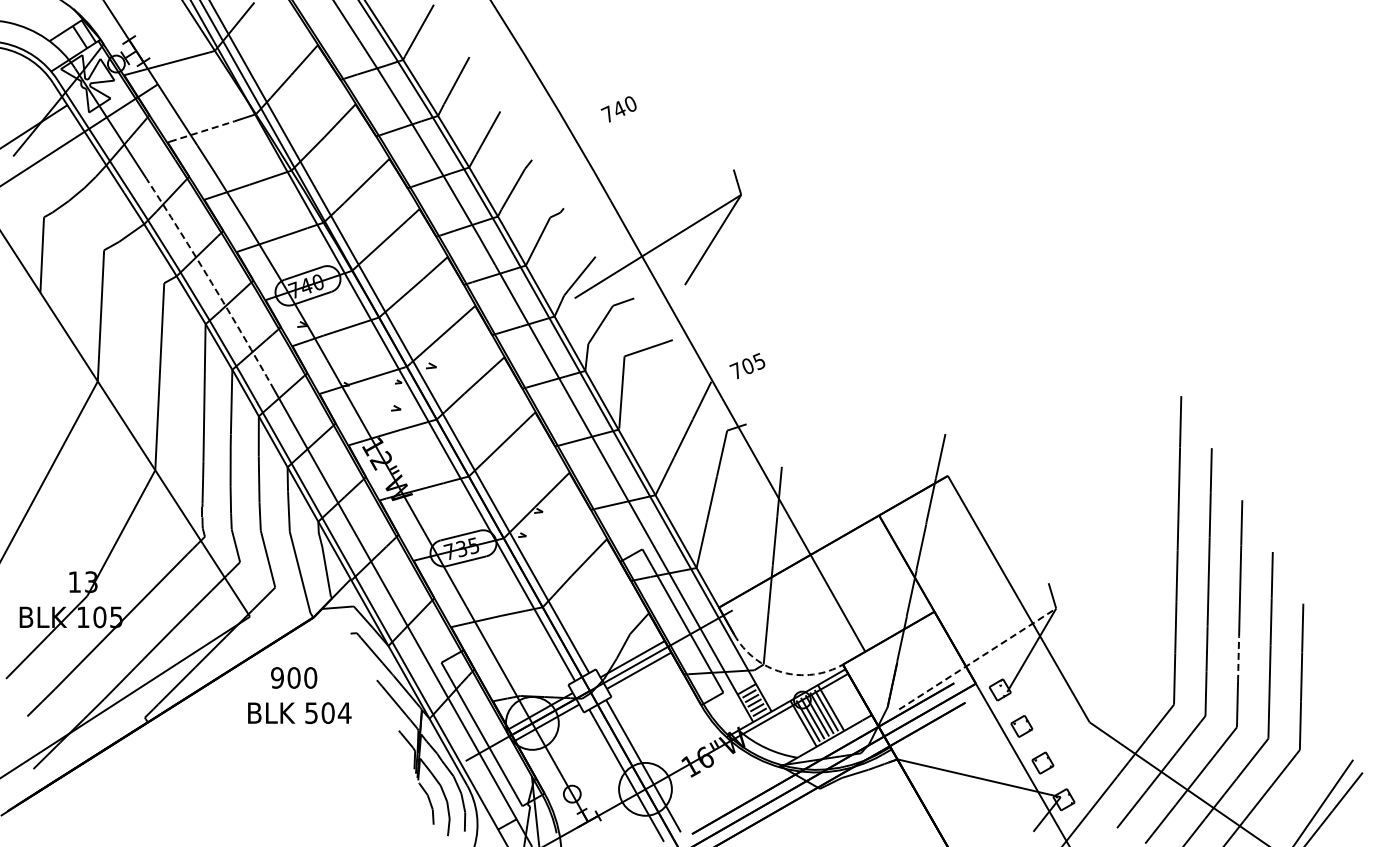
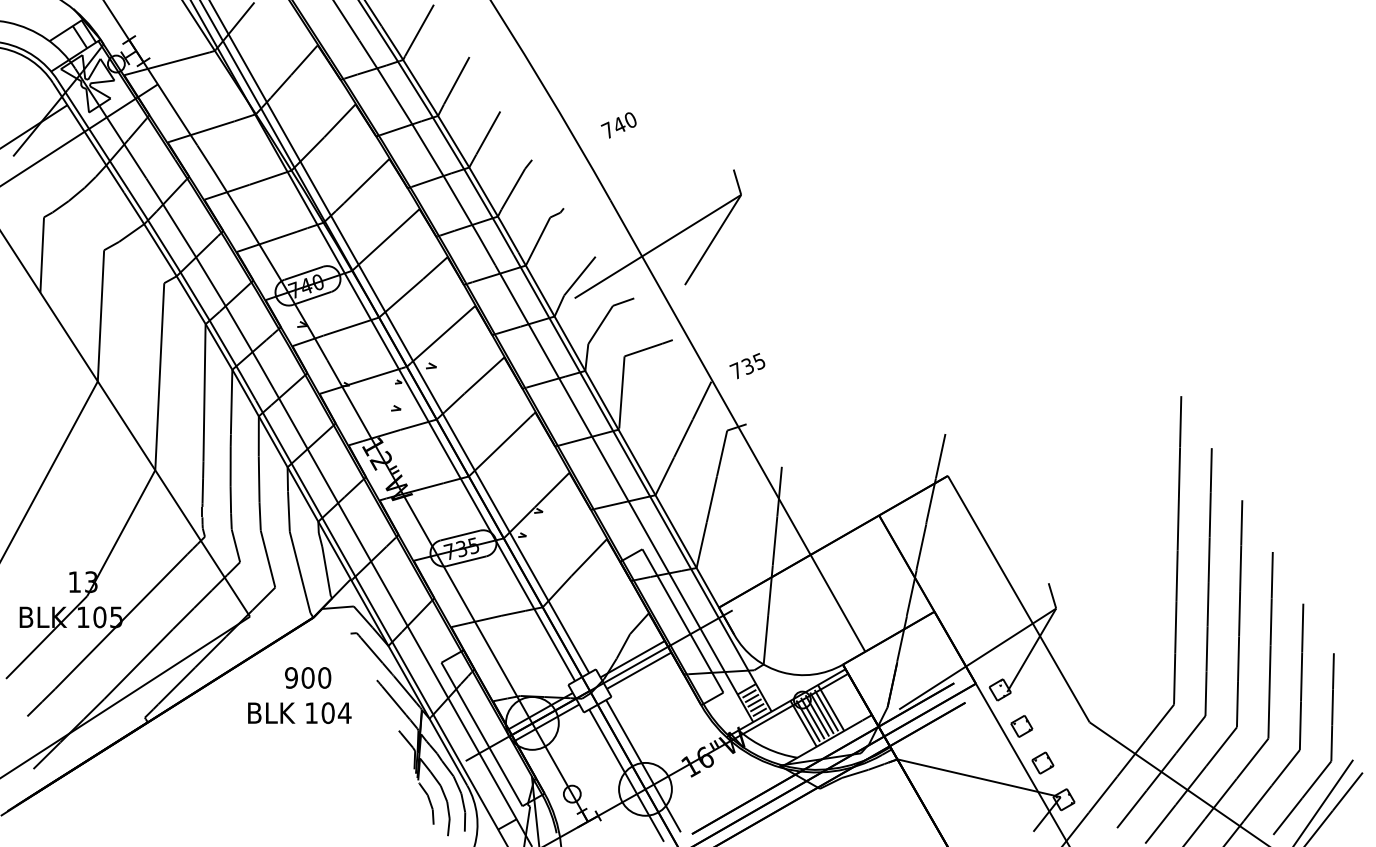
text position: (618, 109) -> (618, 125) (618, 125)
line: dashed -> solid (202, 131)
line: dashed -> solid (211, 283)
text: 705 -> 735 (747, 366)
line: dashed -> solid (978, 658)
line: dashed -> solid (1238, 659)
line: dashed -> solid (782, 672)
text position: (294, 677) -> (308, 677) (308, 677)
text: 504 -> 104 (311, 713)
part: none -> present (1330, 744)
